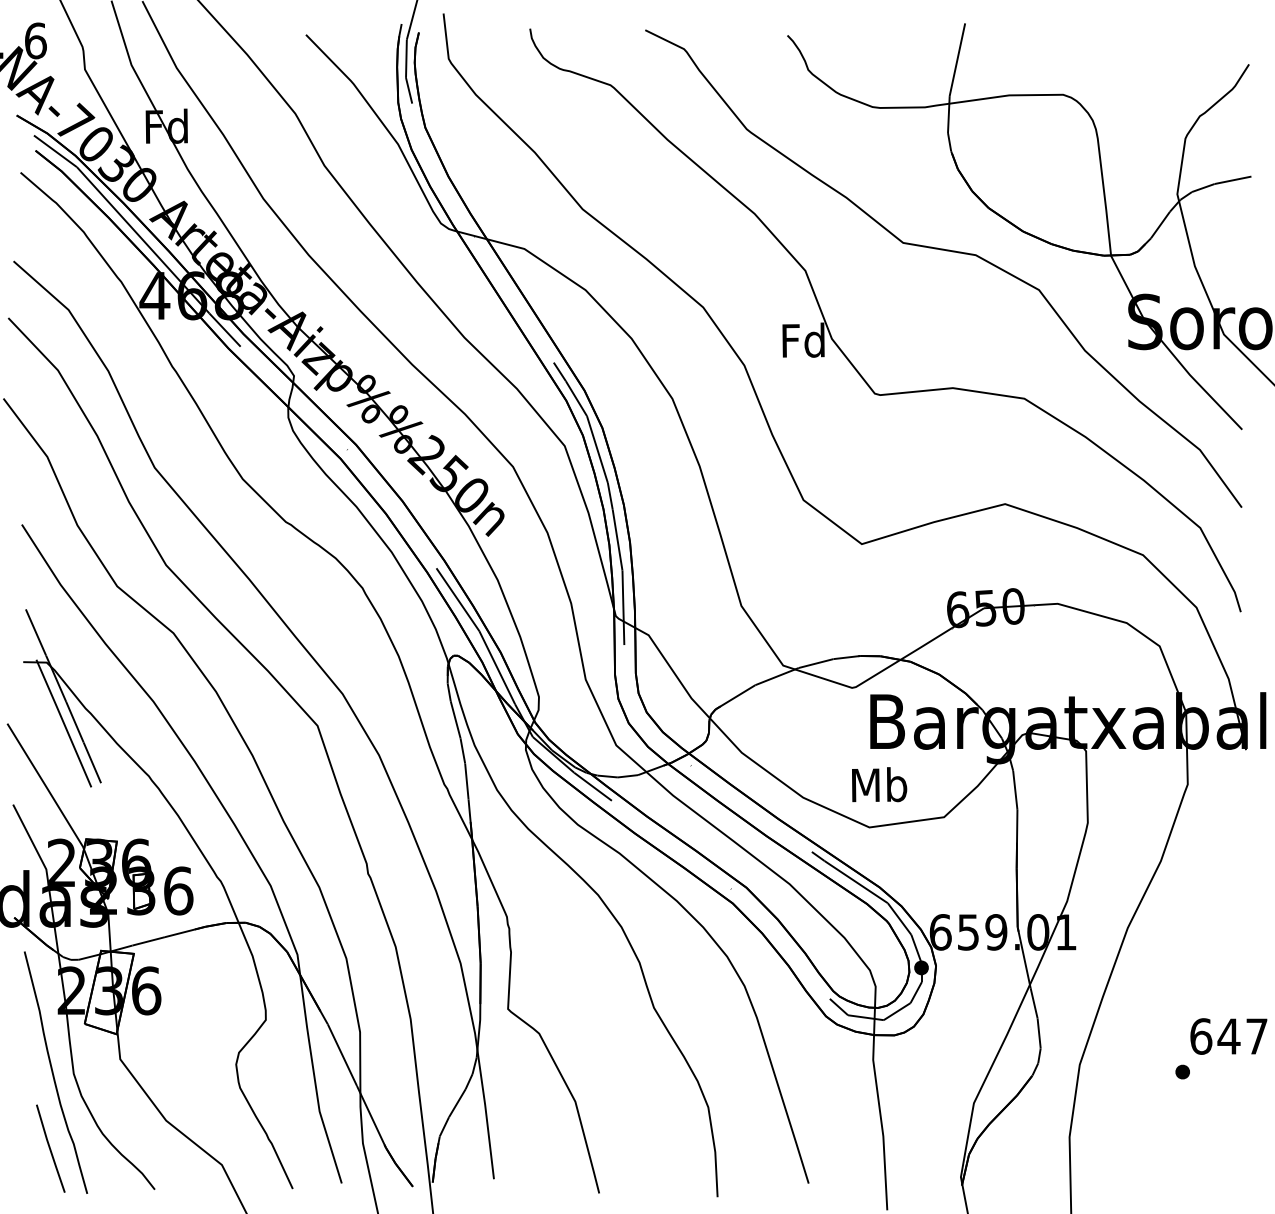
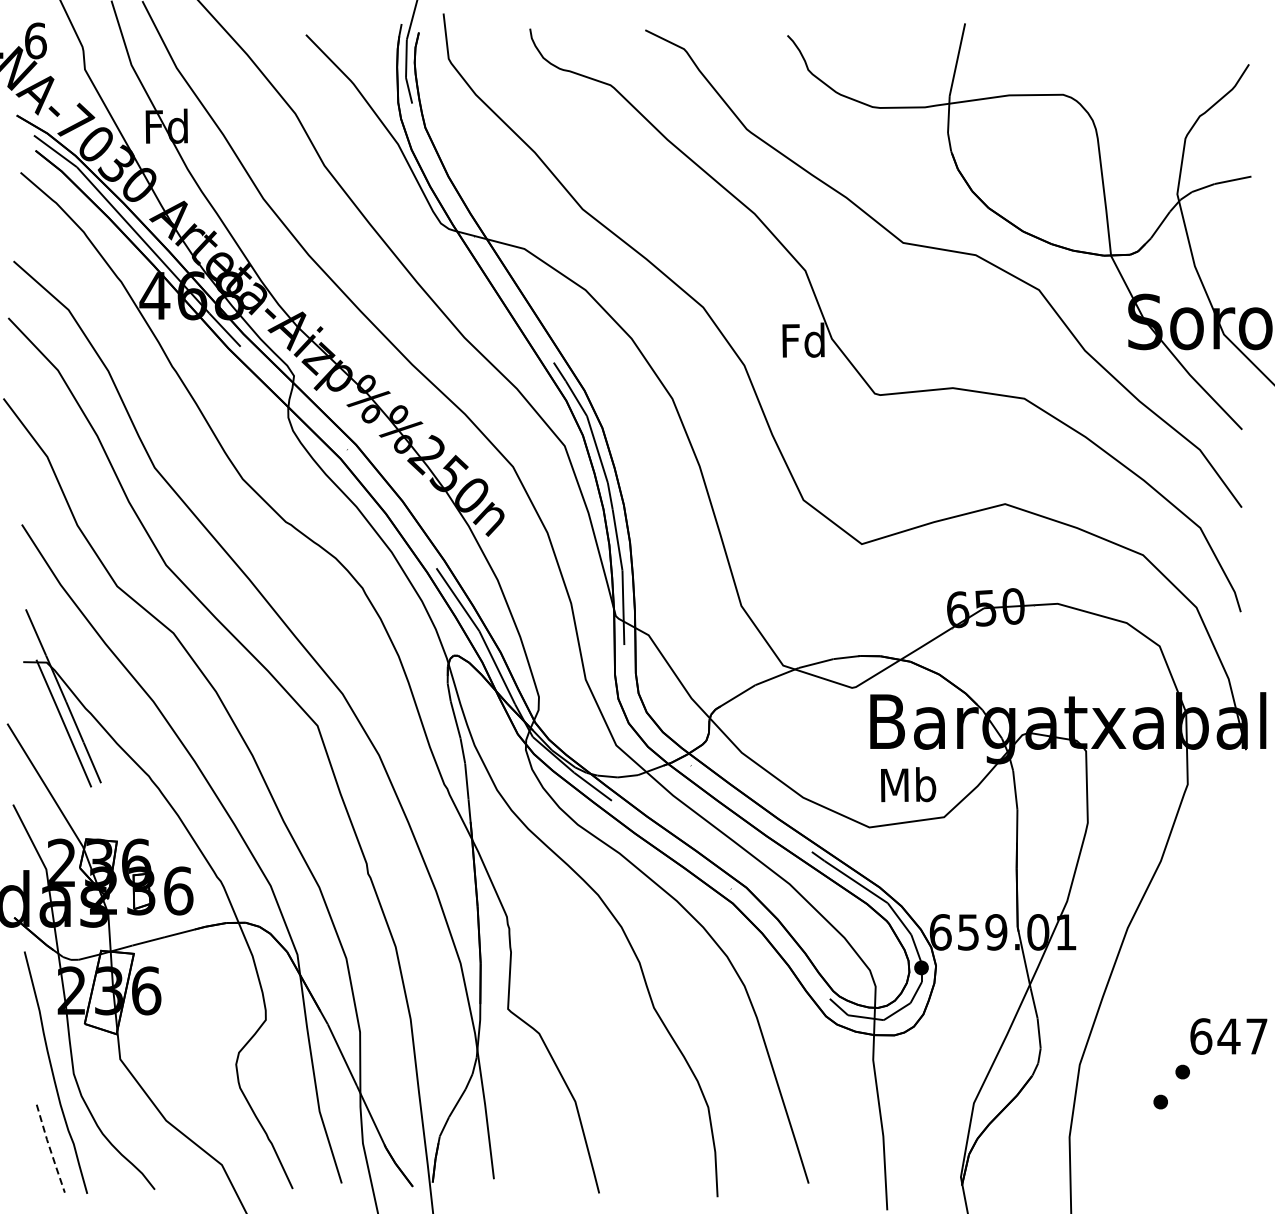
text position: (879, 784) -> (908, 784) (908, 784)
part: none -> present (1160, 1101)
line: solid -> dashed (50, 1149)
